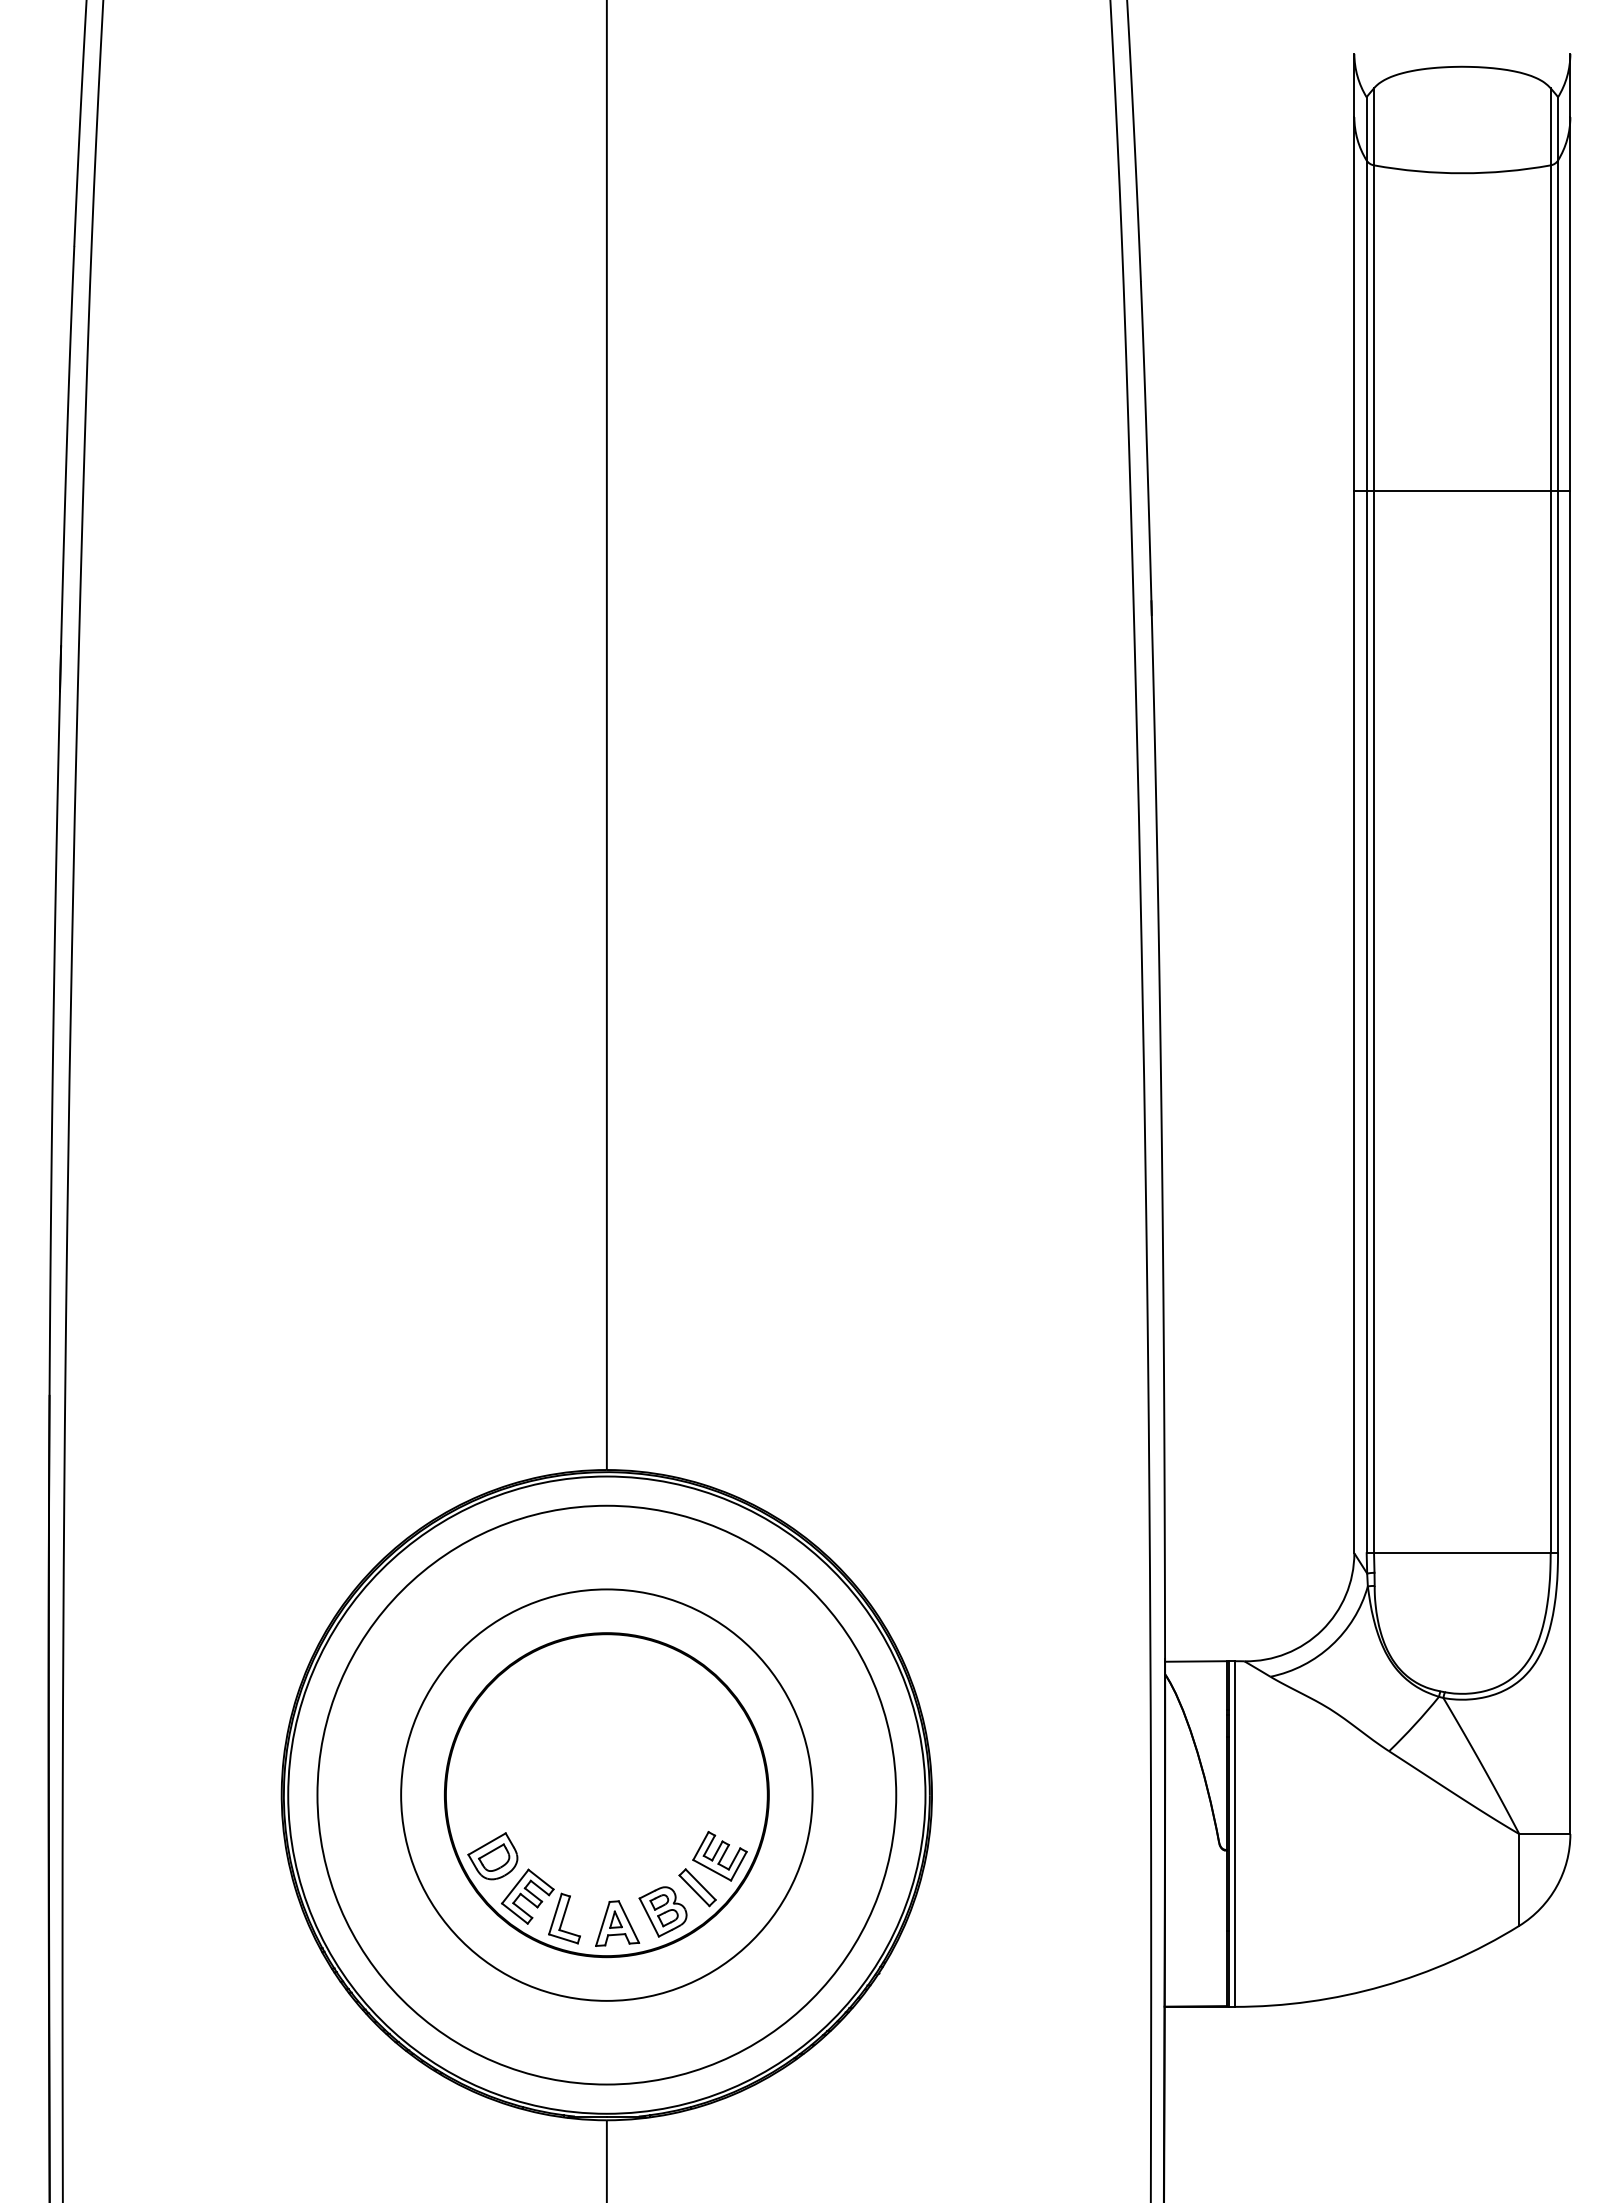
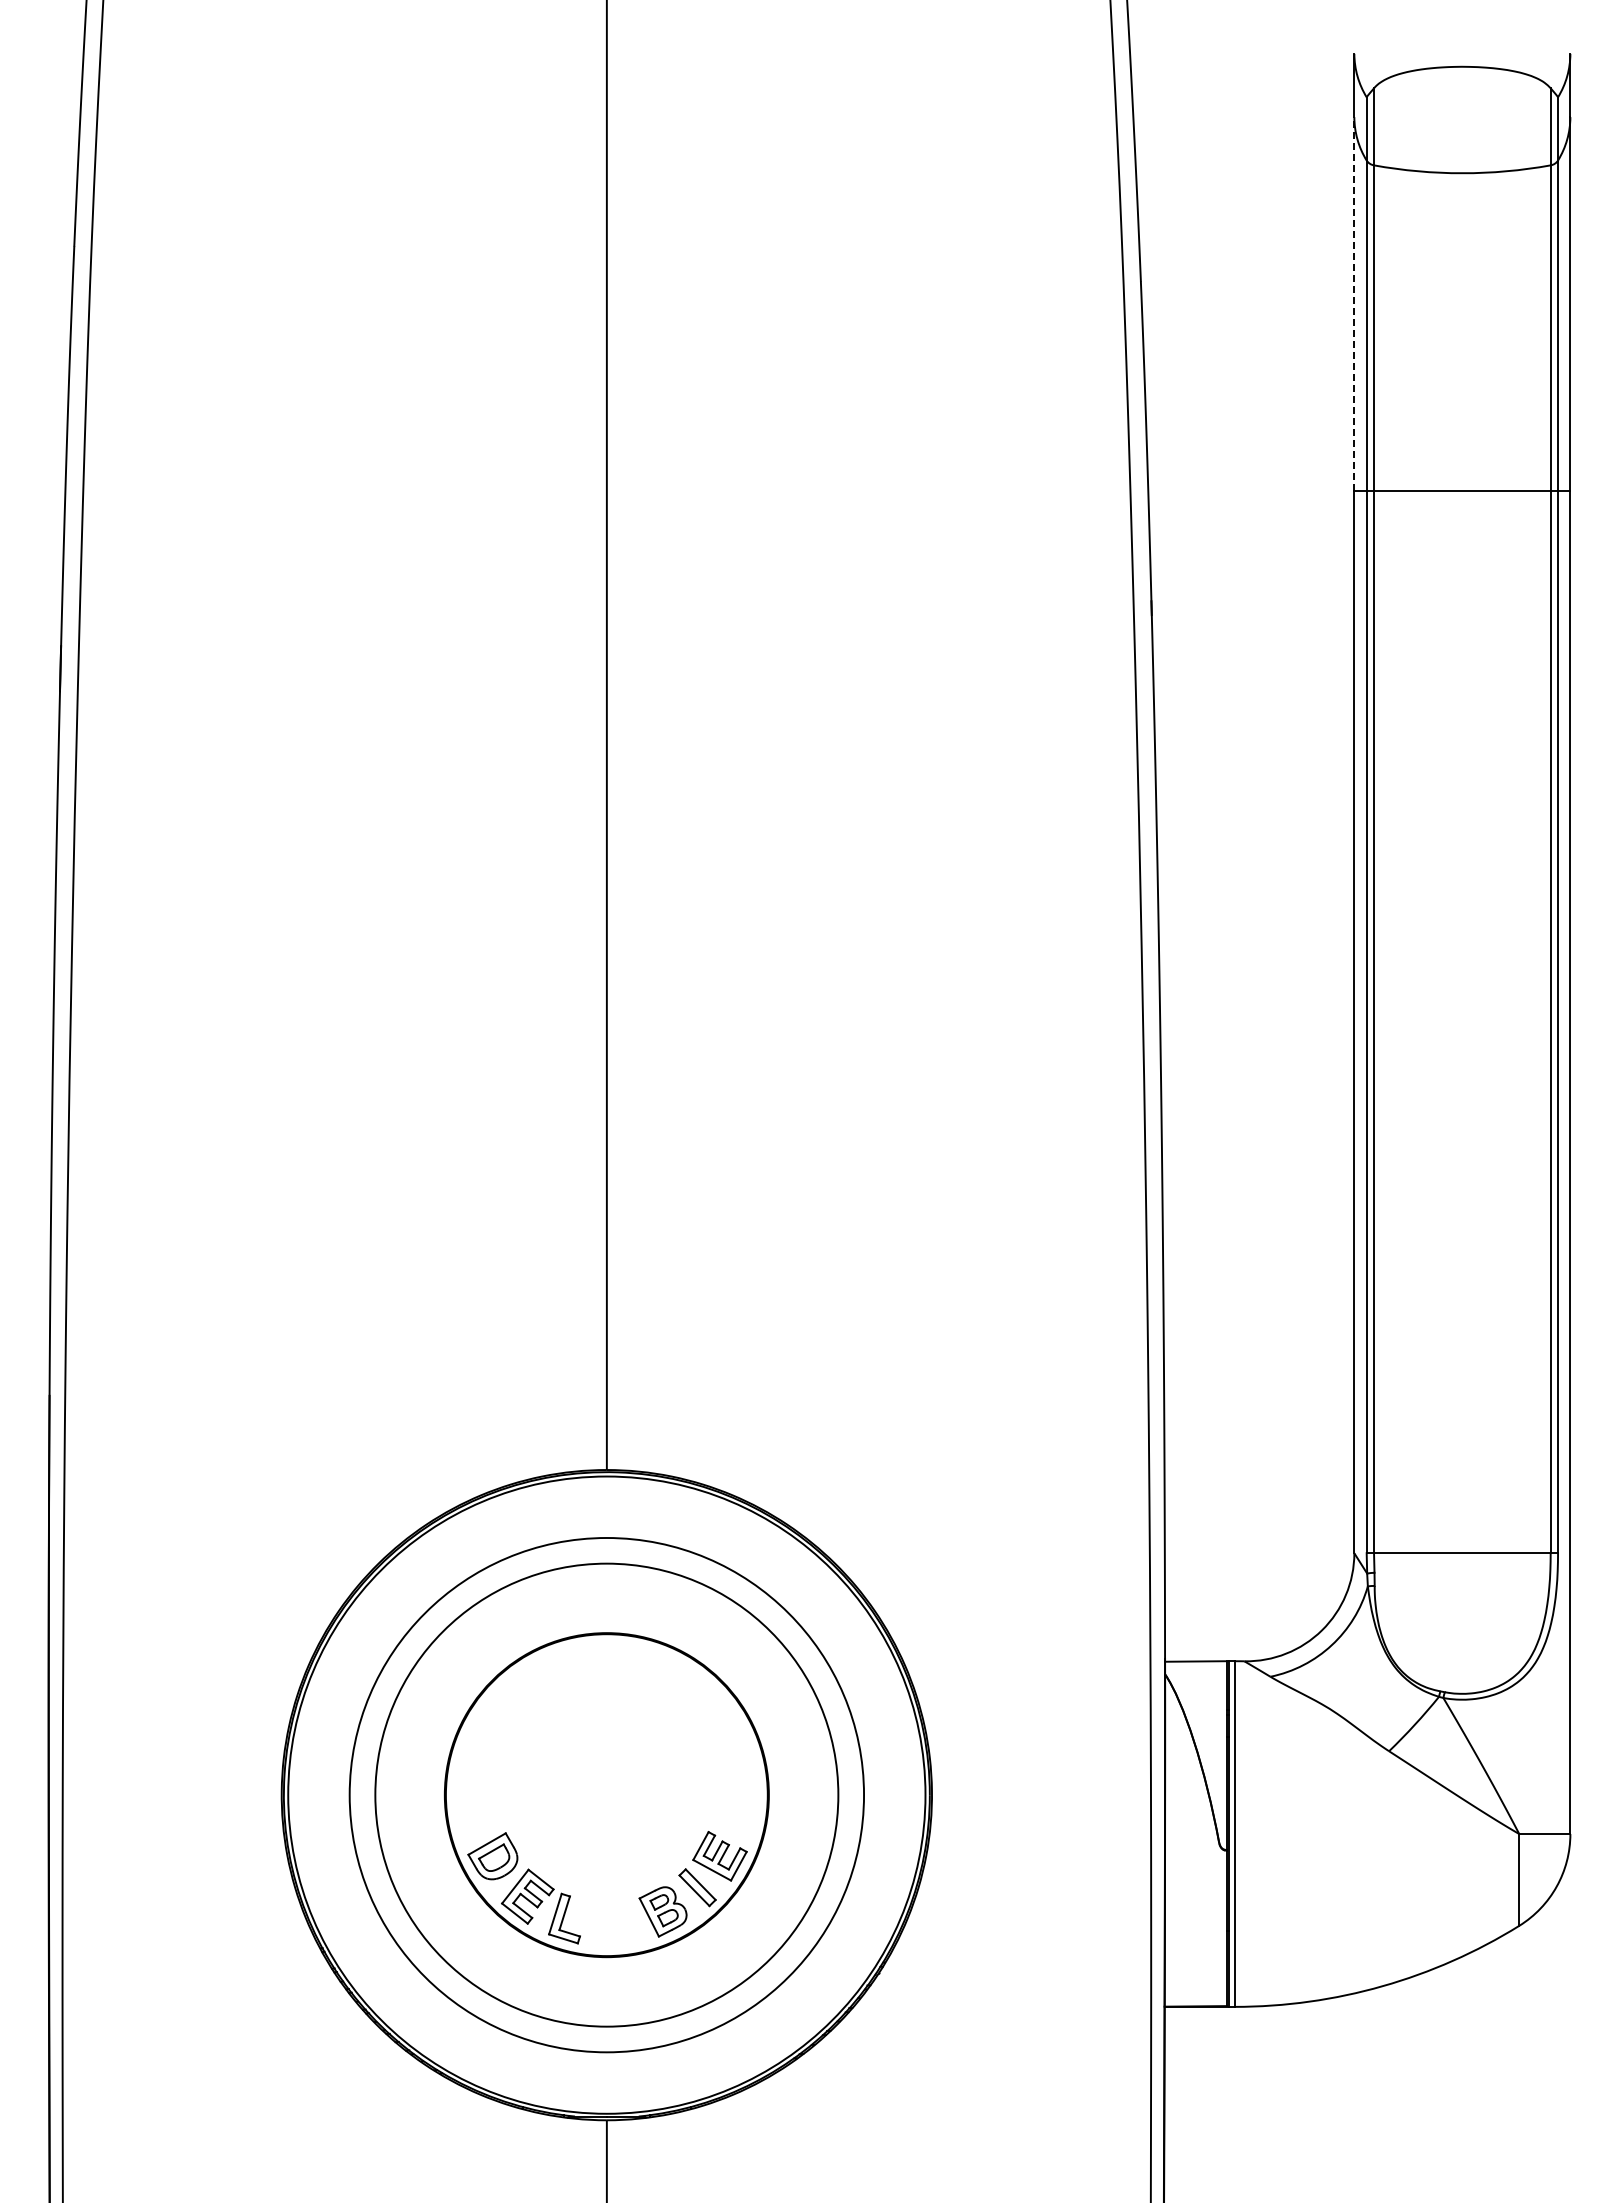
line: solid -> dashed (1354, 303)
circle diameter: 411 px -> 514 px (606, 1794)
circle diameter: 579 px -> 463 px (606, 1794)
part: present -> none (617, 1923)
